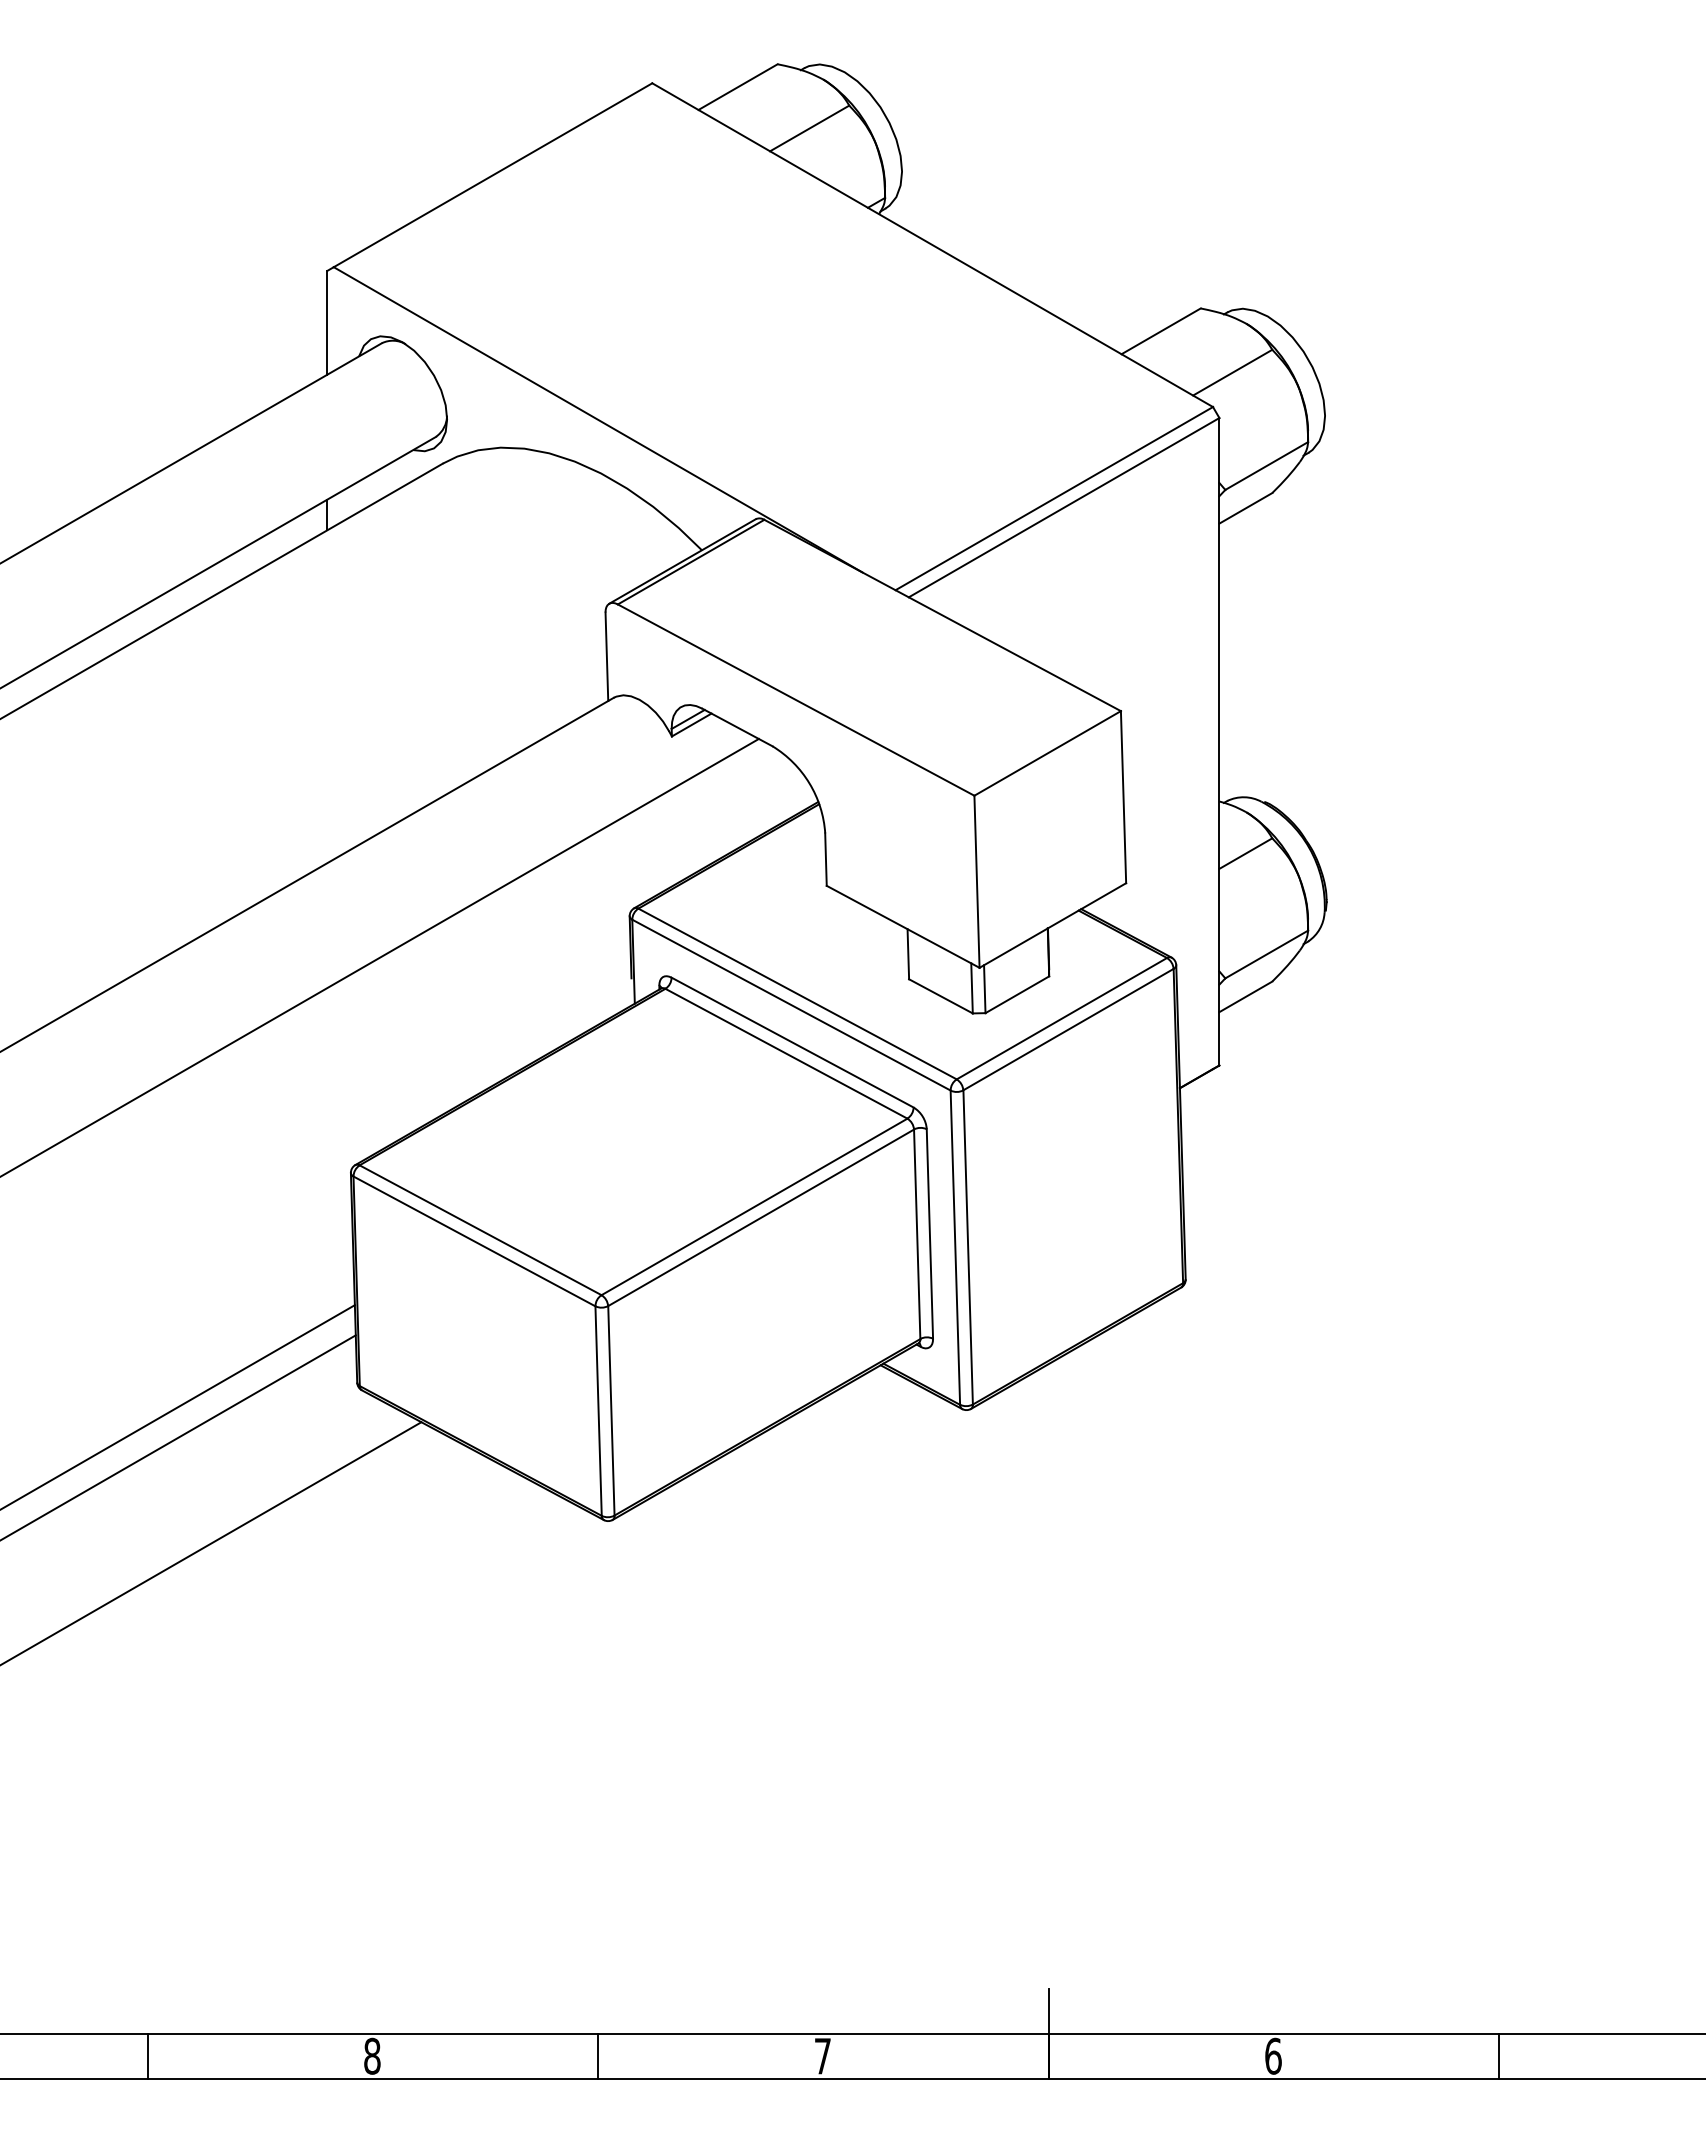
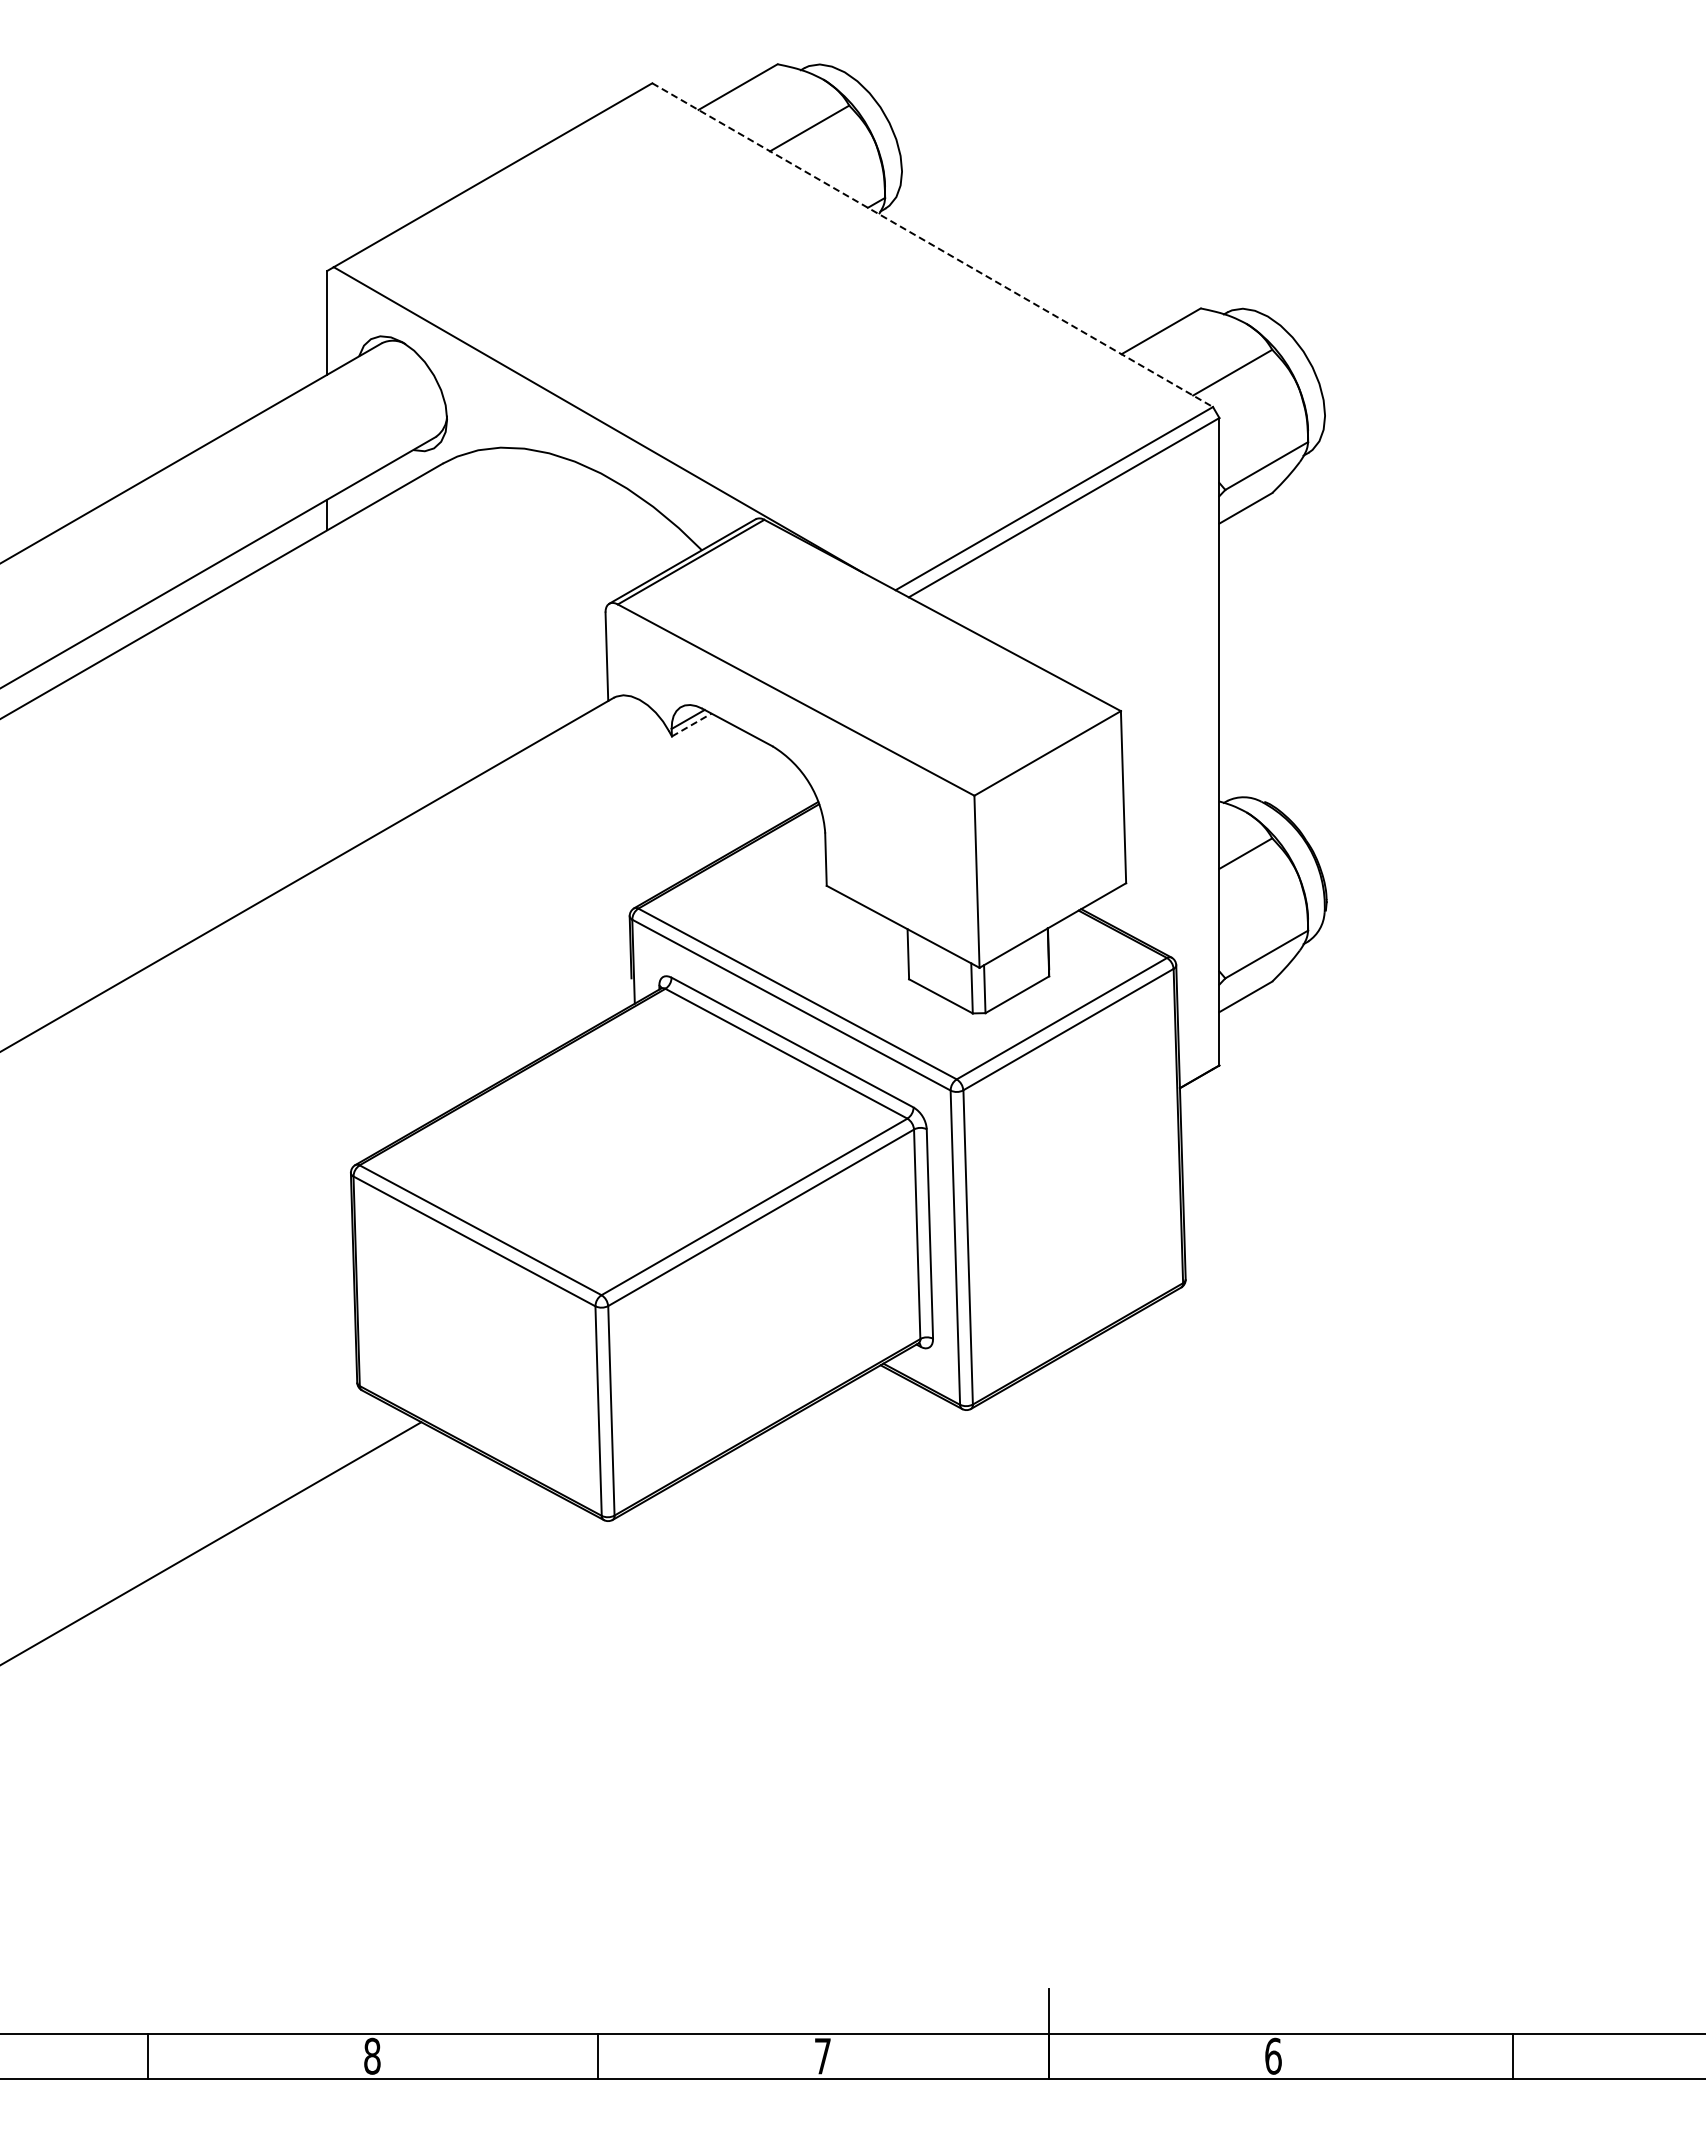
line: solid -> dashed (932, 245)
line: solid -> dashed (691, 725)
line: present -> none (380, 956)
line: present -> none (178, 1406)
line: present -> none (178, 1437)
line position: (1499, 2055) -> (1513, 2055) (1513, 2055)
